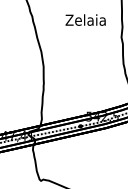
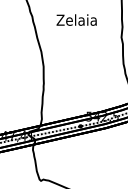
text position: (85, 19) -> (76, 19) (76, 19)
